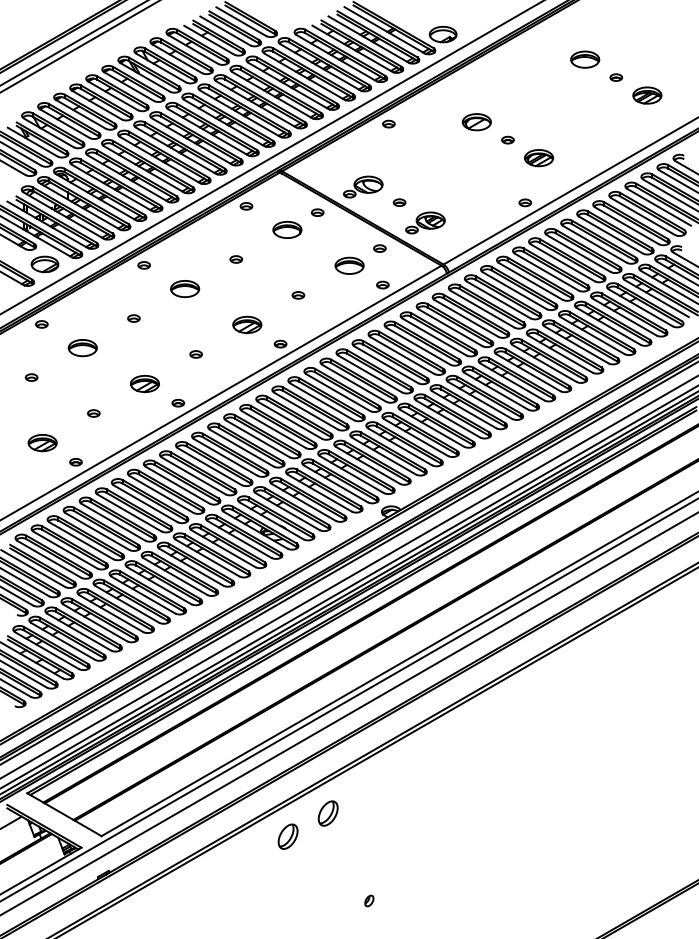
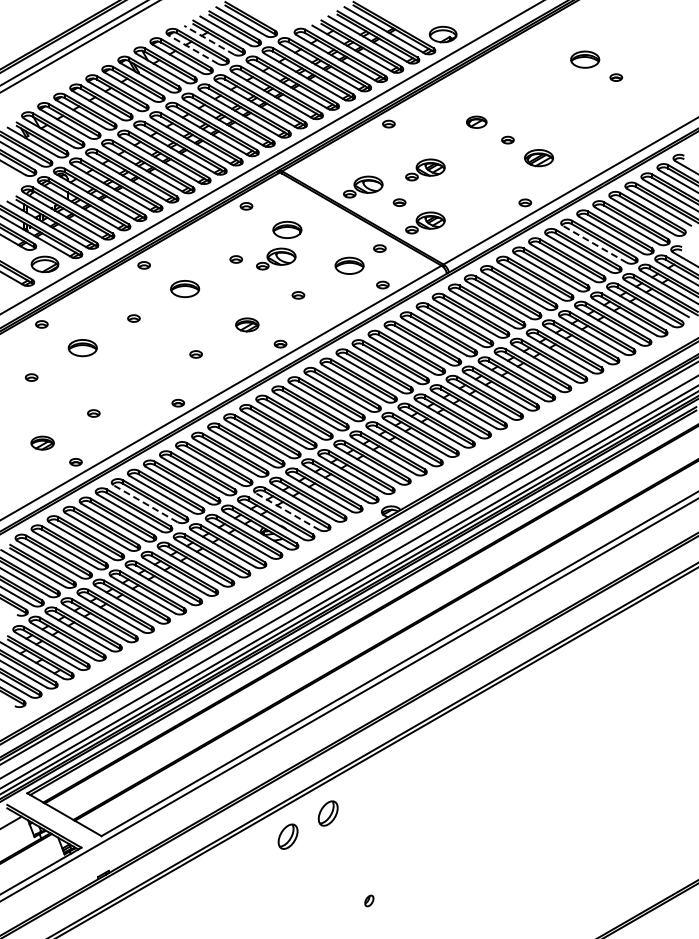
line: solid -> dashed (209, 40)
line: solid -> dashed (193, 49)
part: present -> none (647, 95)
part size: 31x19 px -> 22x14 px (476, 121)
part: none -> present (425, 169)
part: present -> none (317, 212)
line: solid -> dashed (594, 244)
part: none -> present (276, 258)
part size: 31x20 px -> 25x16 px (247, 324)
part: present -> none (144, 383)
part size: 31x19 px -> 25x16 px (42, 442)
line: solid -> dashed (145, 503)
line: solid -> dashed (287, 511)
line: present -> none (348, 714)
